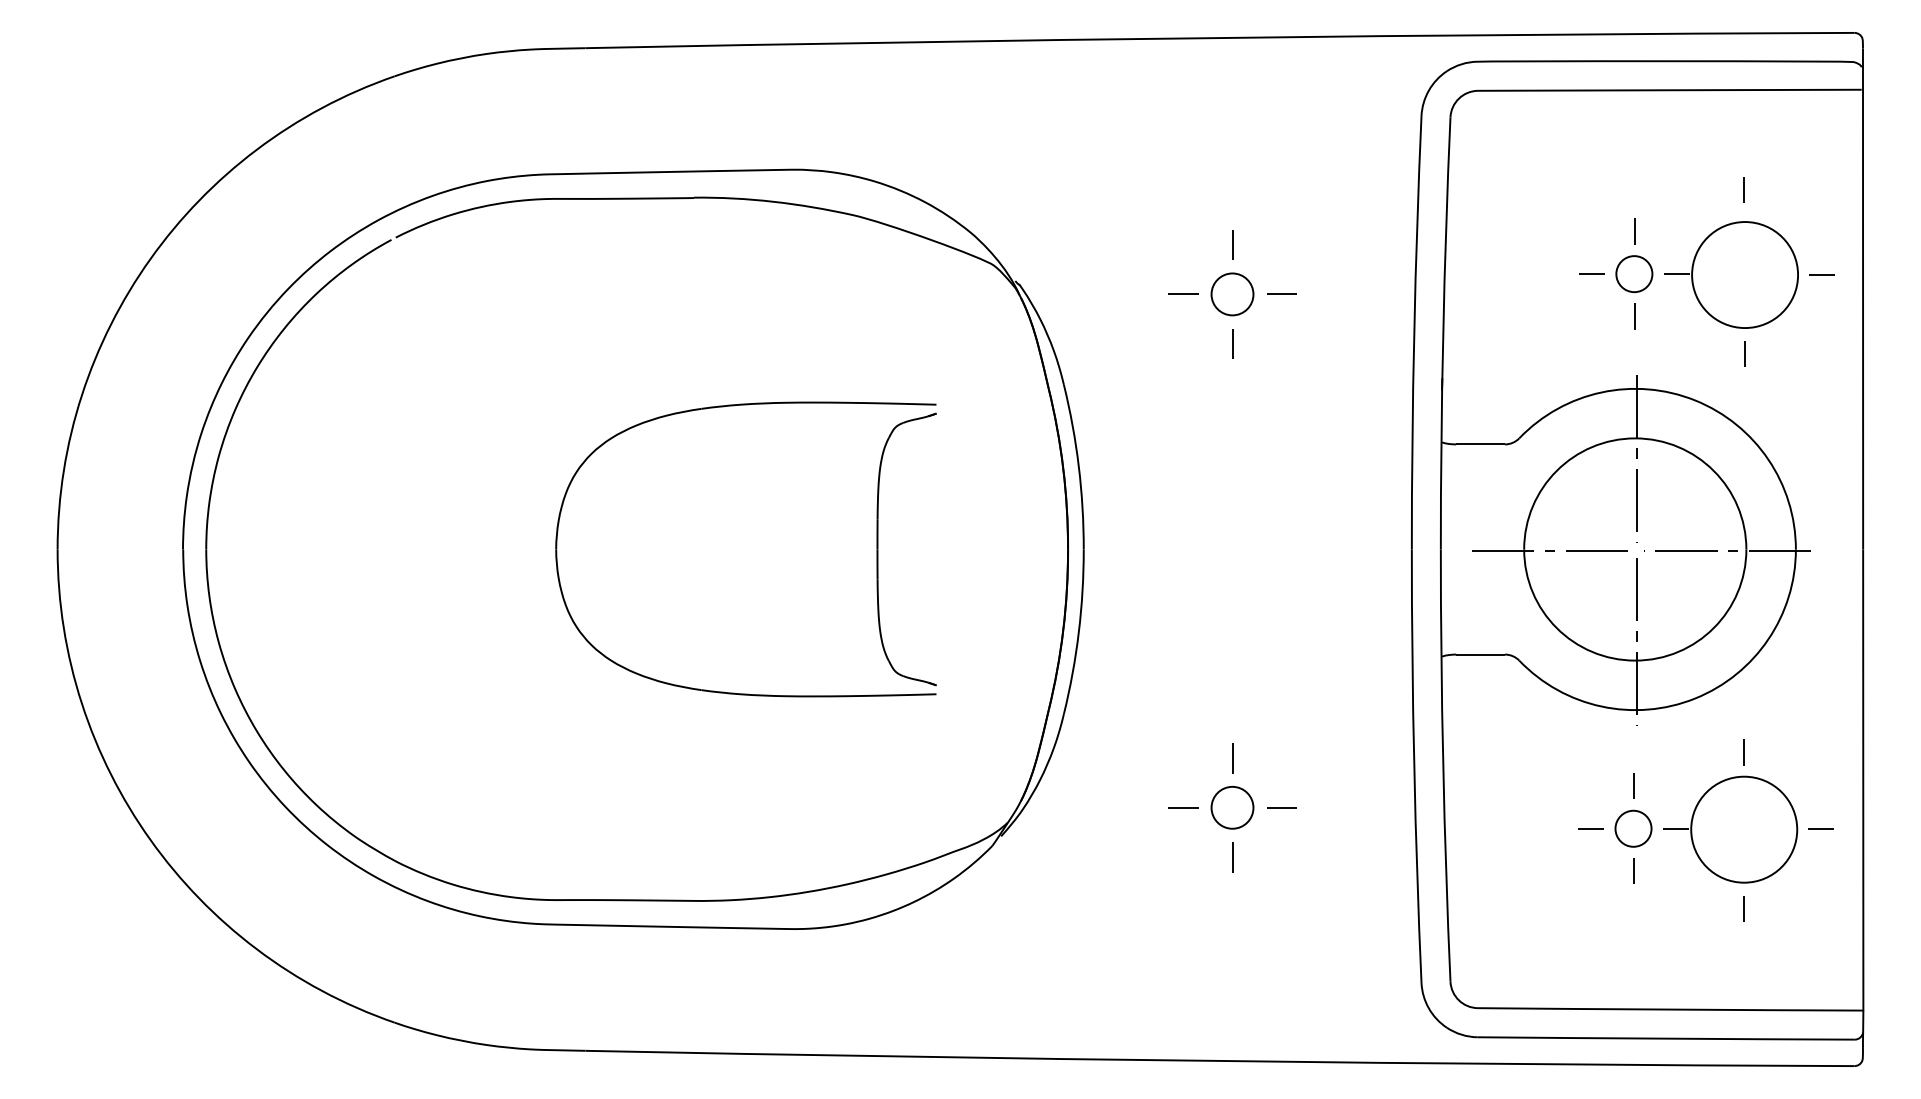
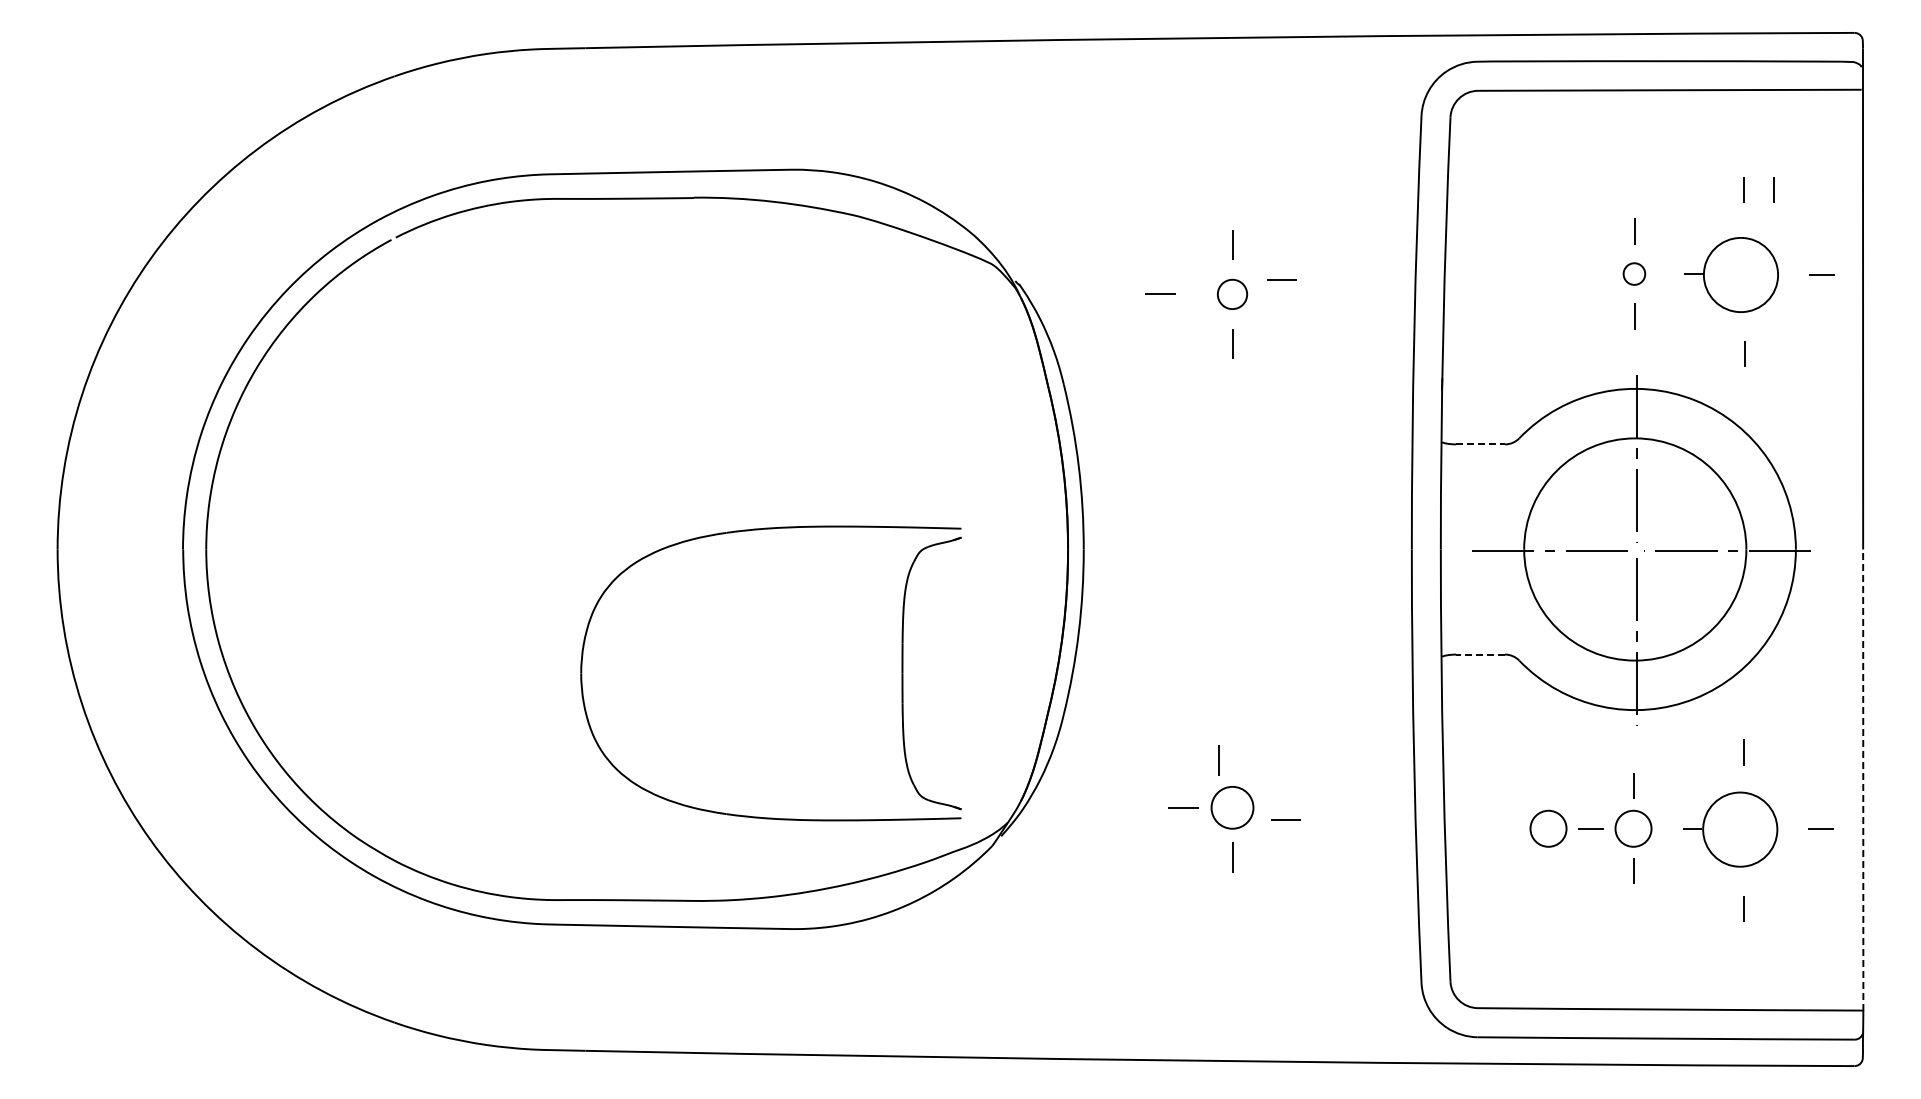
line: none -> present (1773, 189)
line: present -> none (1591, 273)
part size: 39x38 px -> 25x24 px (1634, 273)
part size: 135x108 px -> 95x76 px (1731, 274)
line position: (1183, 293) -> (1160, 293) (1160, 293)
line position: (1281, 293) -> (1281, 279) (1281, 279)
part size: 45x45 px -> 32x32 px (1232, 293)
line: solid -> dashed (1481, 444)
part position: (876, 549) -> (901, 673) (901, 673)
line: solid -> dashed (1480, 654)
line position: (1232, 758) -> (1218, 760) (1218, 760)
line: solid -> dashed (1863, 780)
line position: (1281, 807) -> (1285, 819) (1285, 819)
part: none -> present (1548, 828)
part size: 136x109 px -> 96x77 px (1730, 829)
